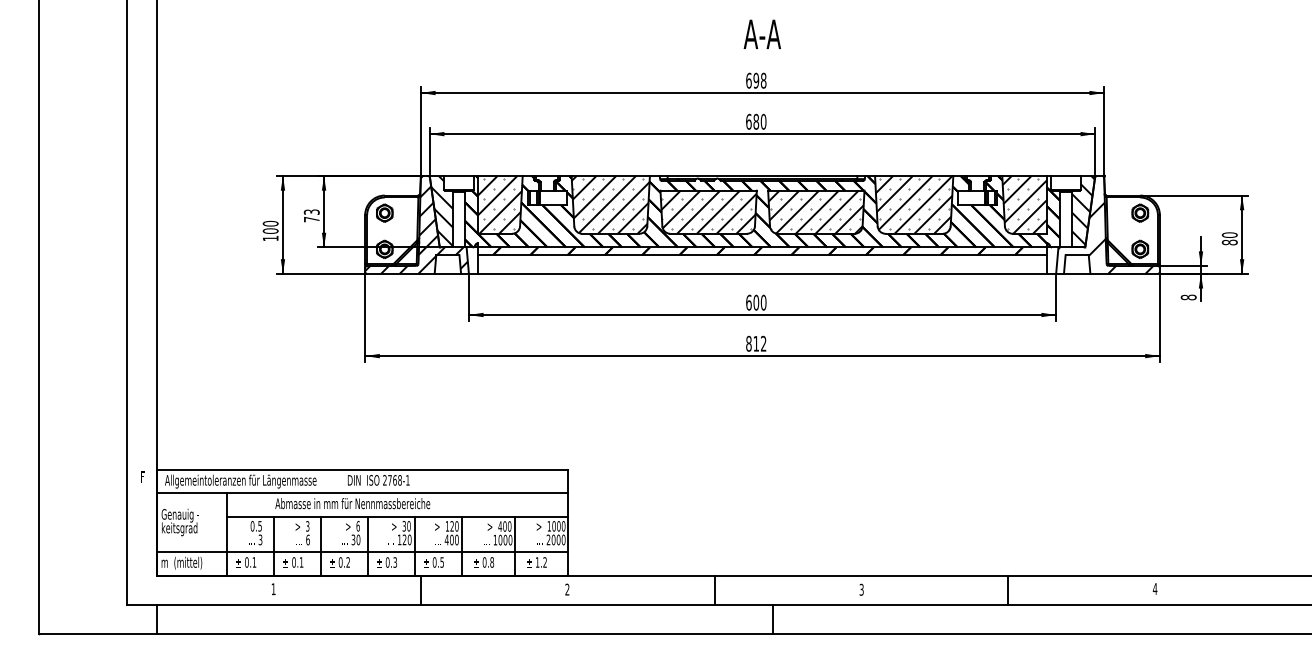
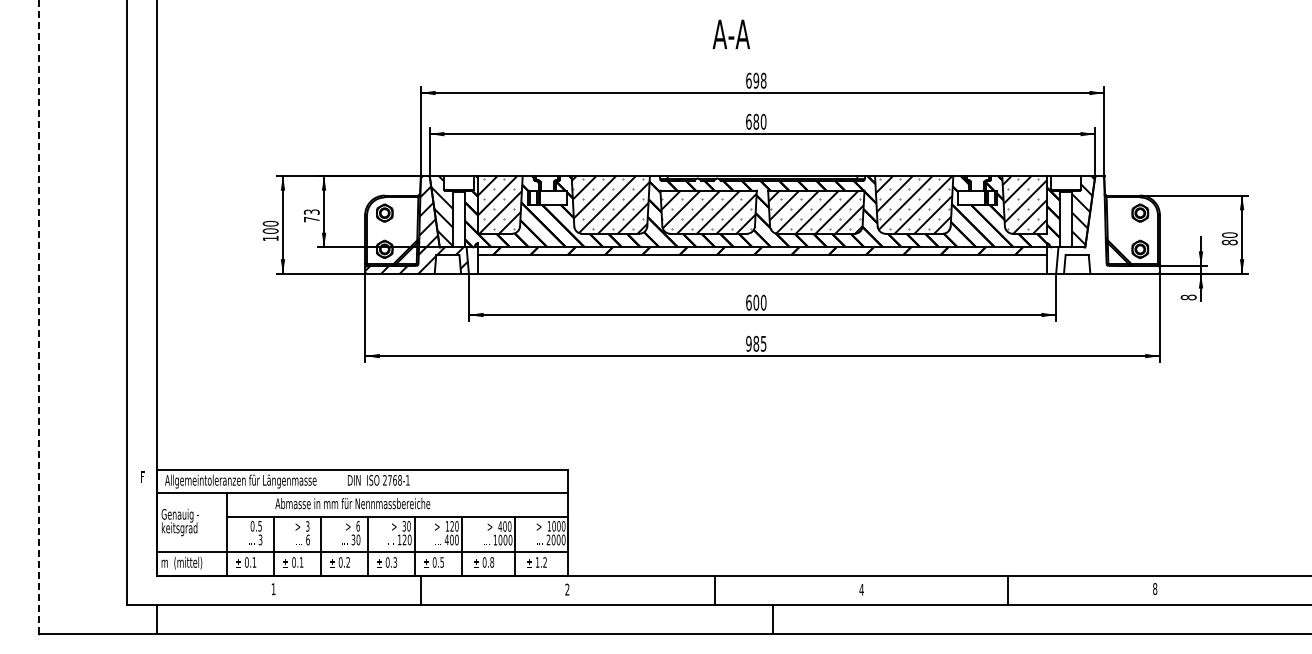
text position: (761, 33) -> (730, 33) (730, 33)
hatch: present -> none (1105, 237)
line: solid -> dashed (39, 317)
text: 812 -> 985 (756, 343)
text: 4 -> 8 (1154, 588)
text: 3 -> 4 (861, 589)
